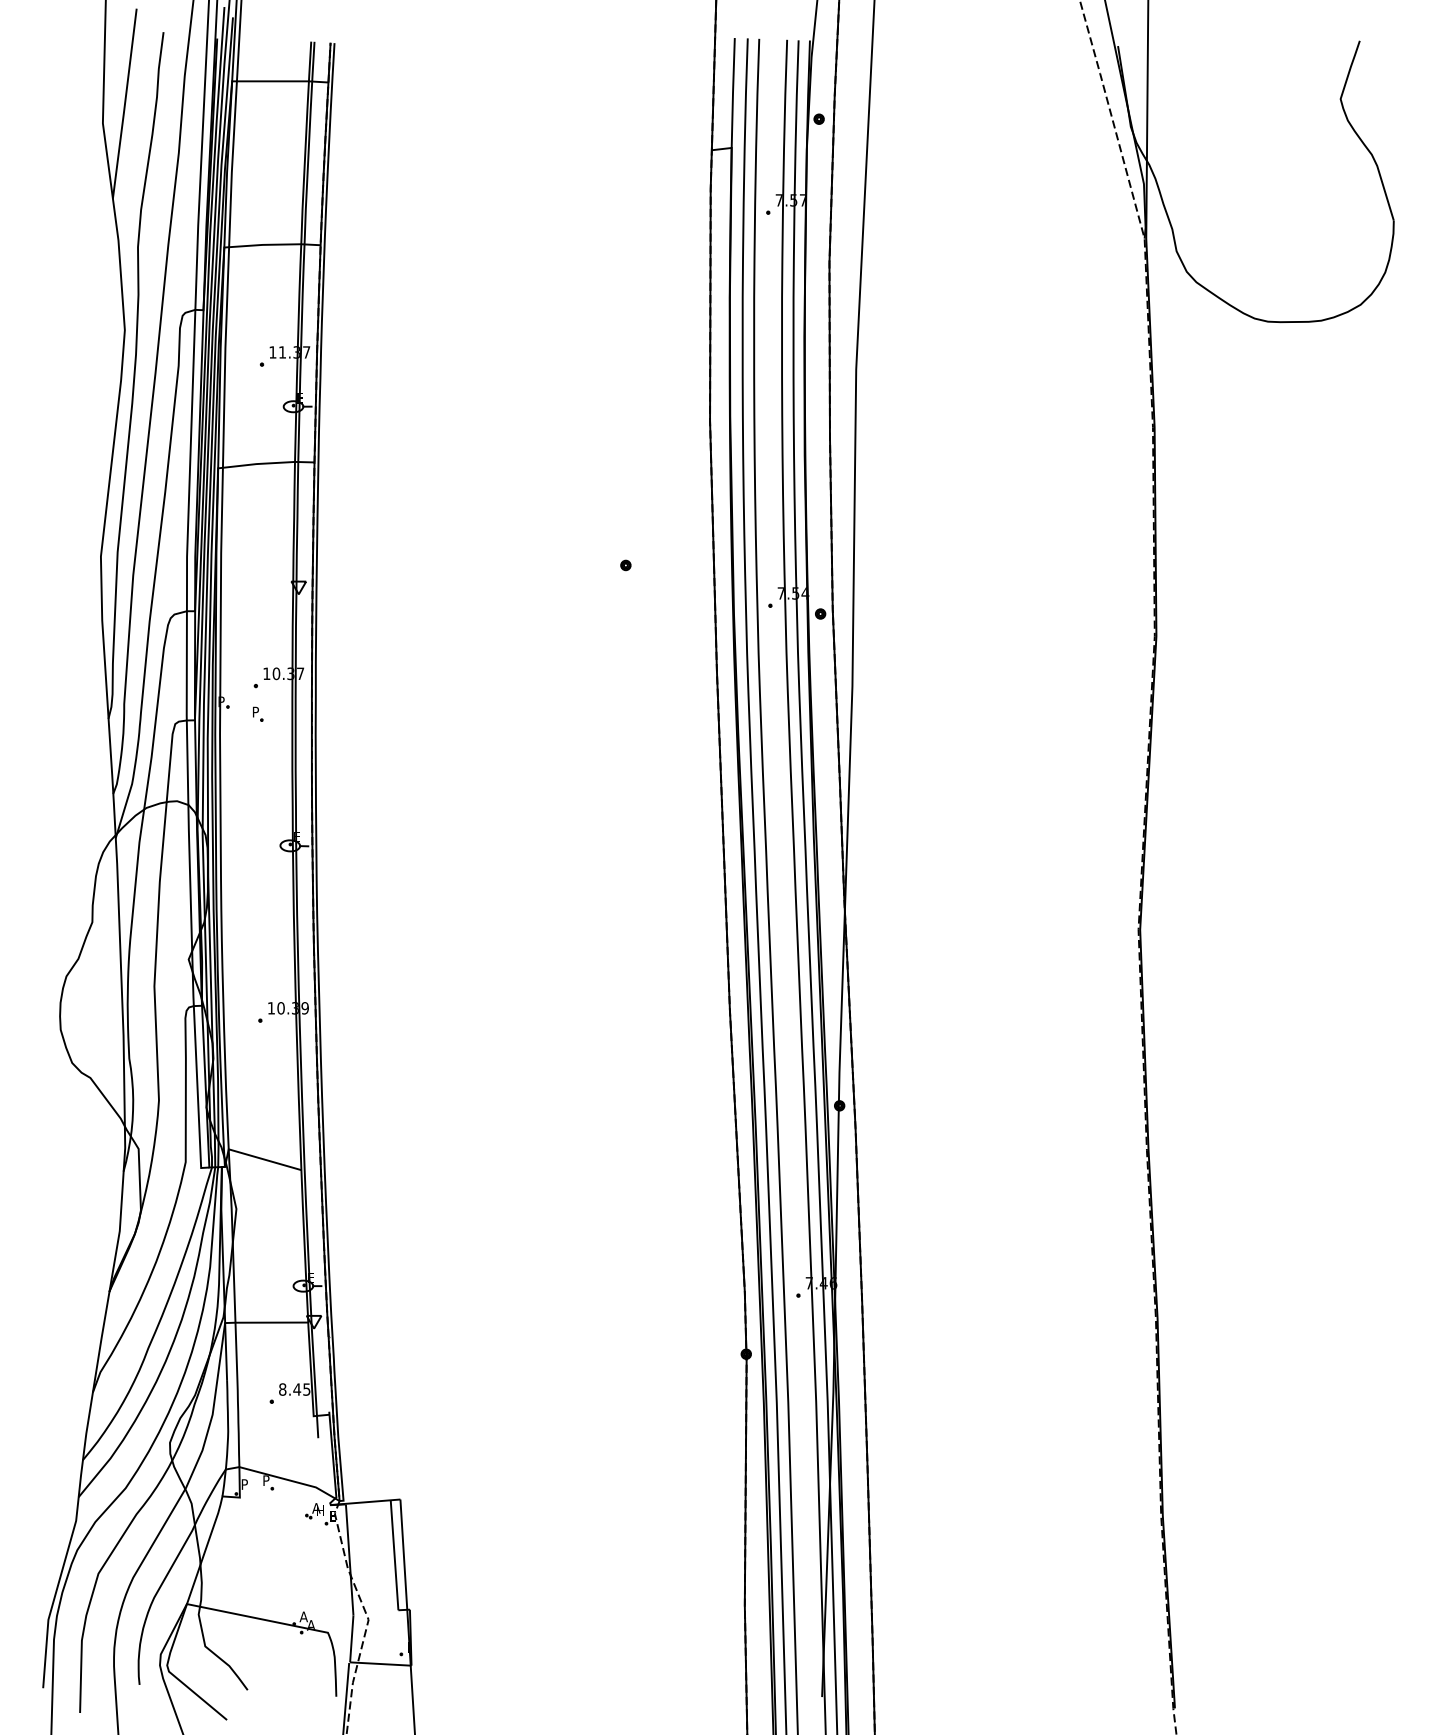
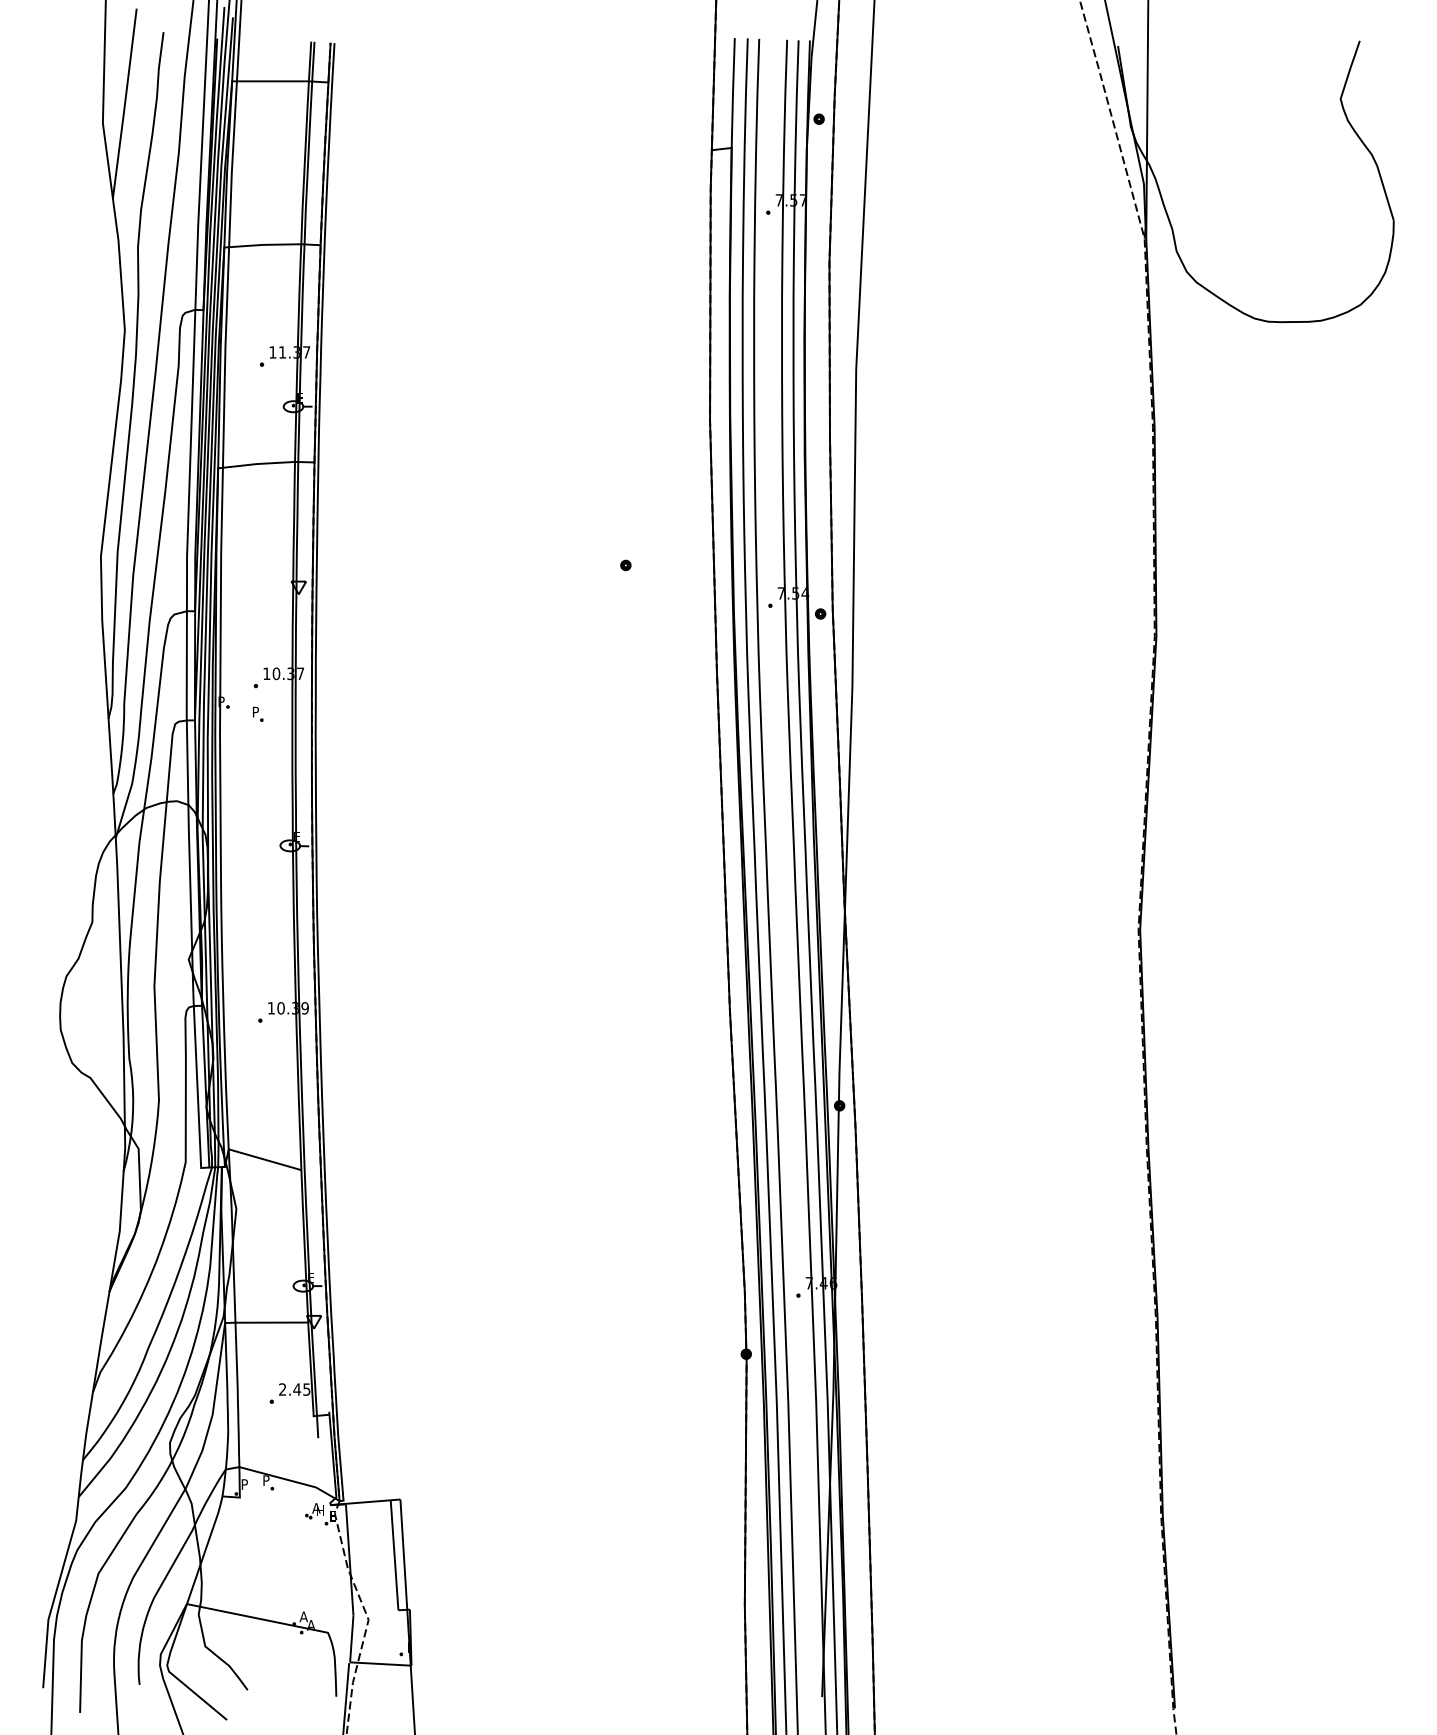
text: 8.45 -> 2.45 (282, 1389)
